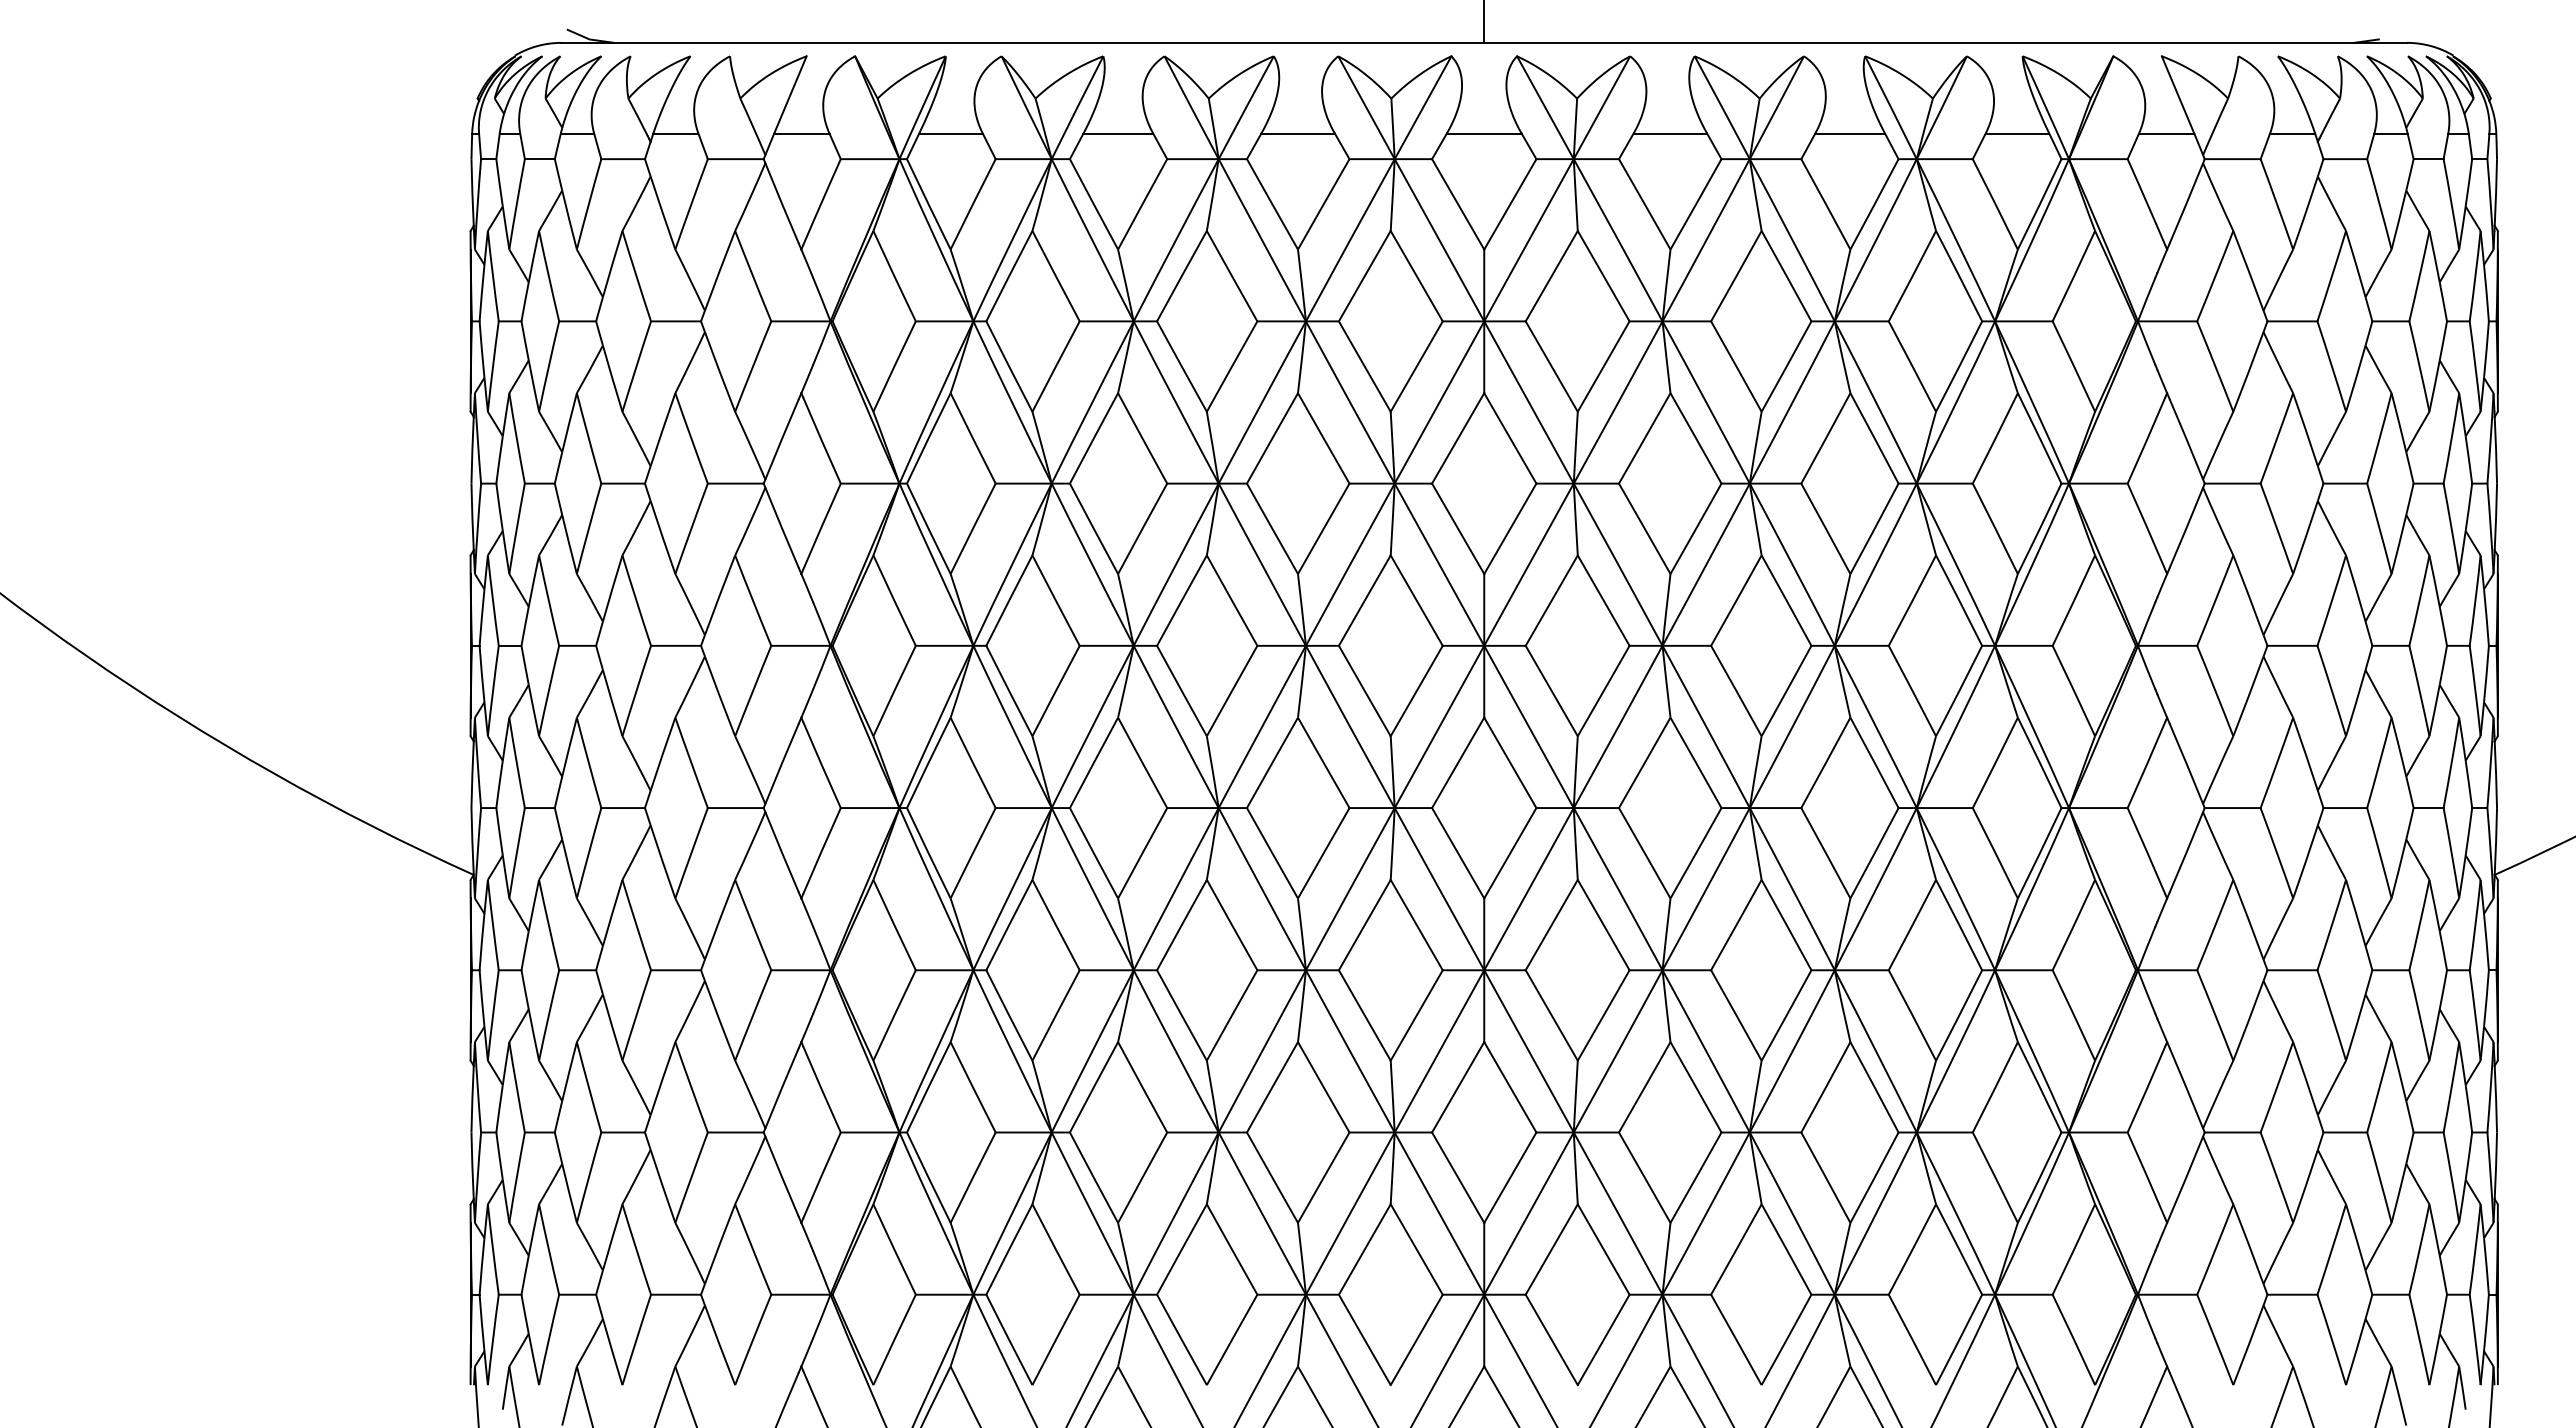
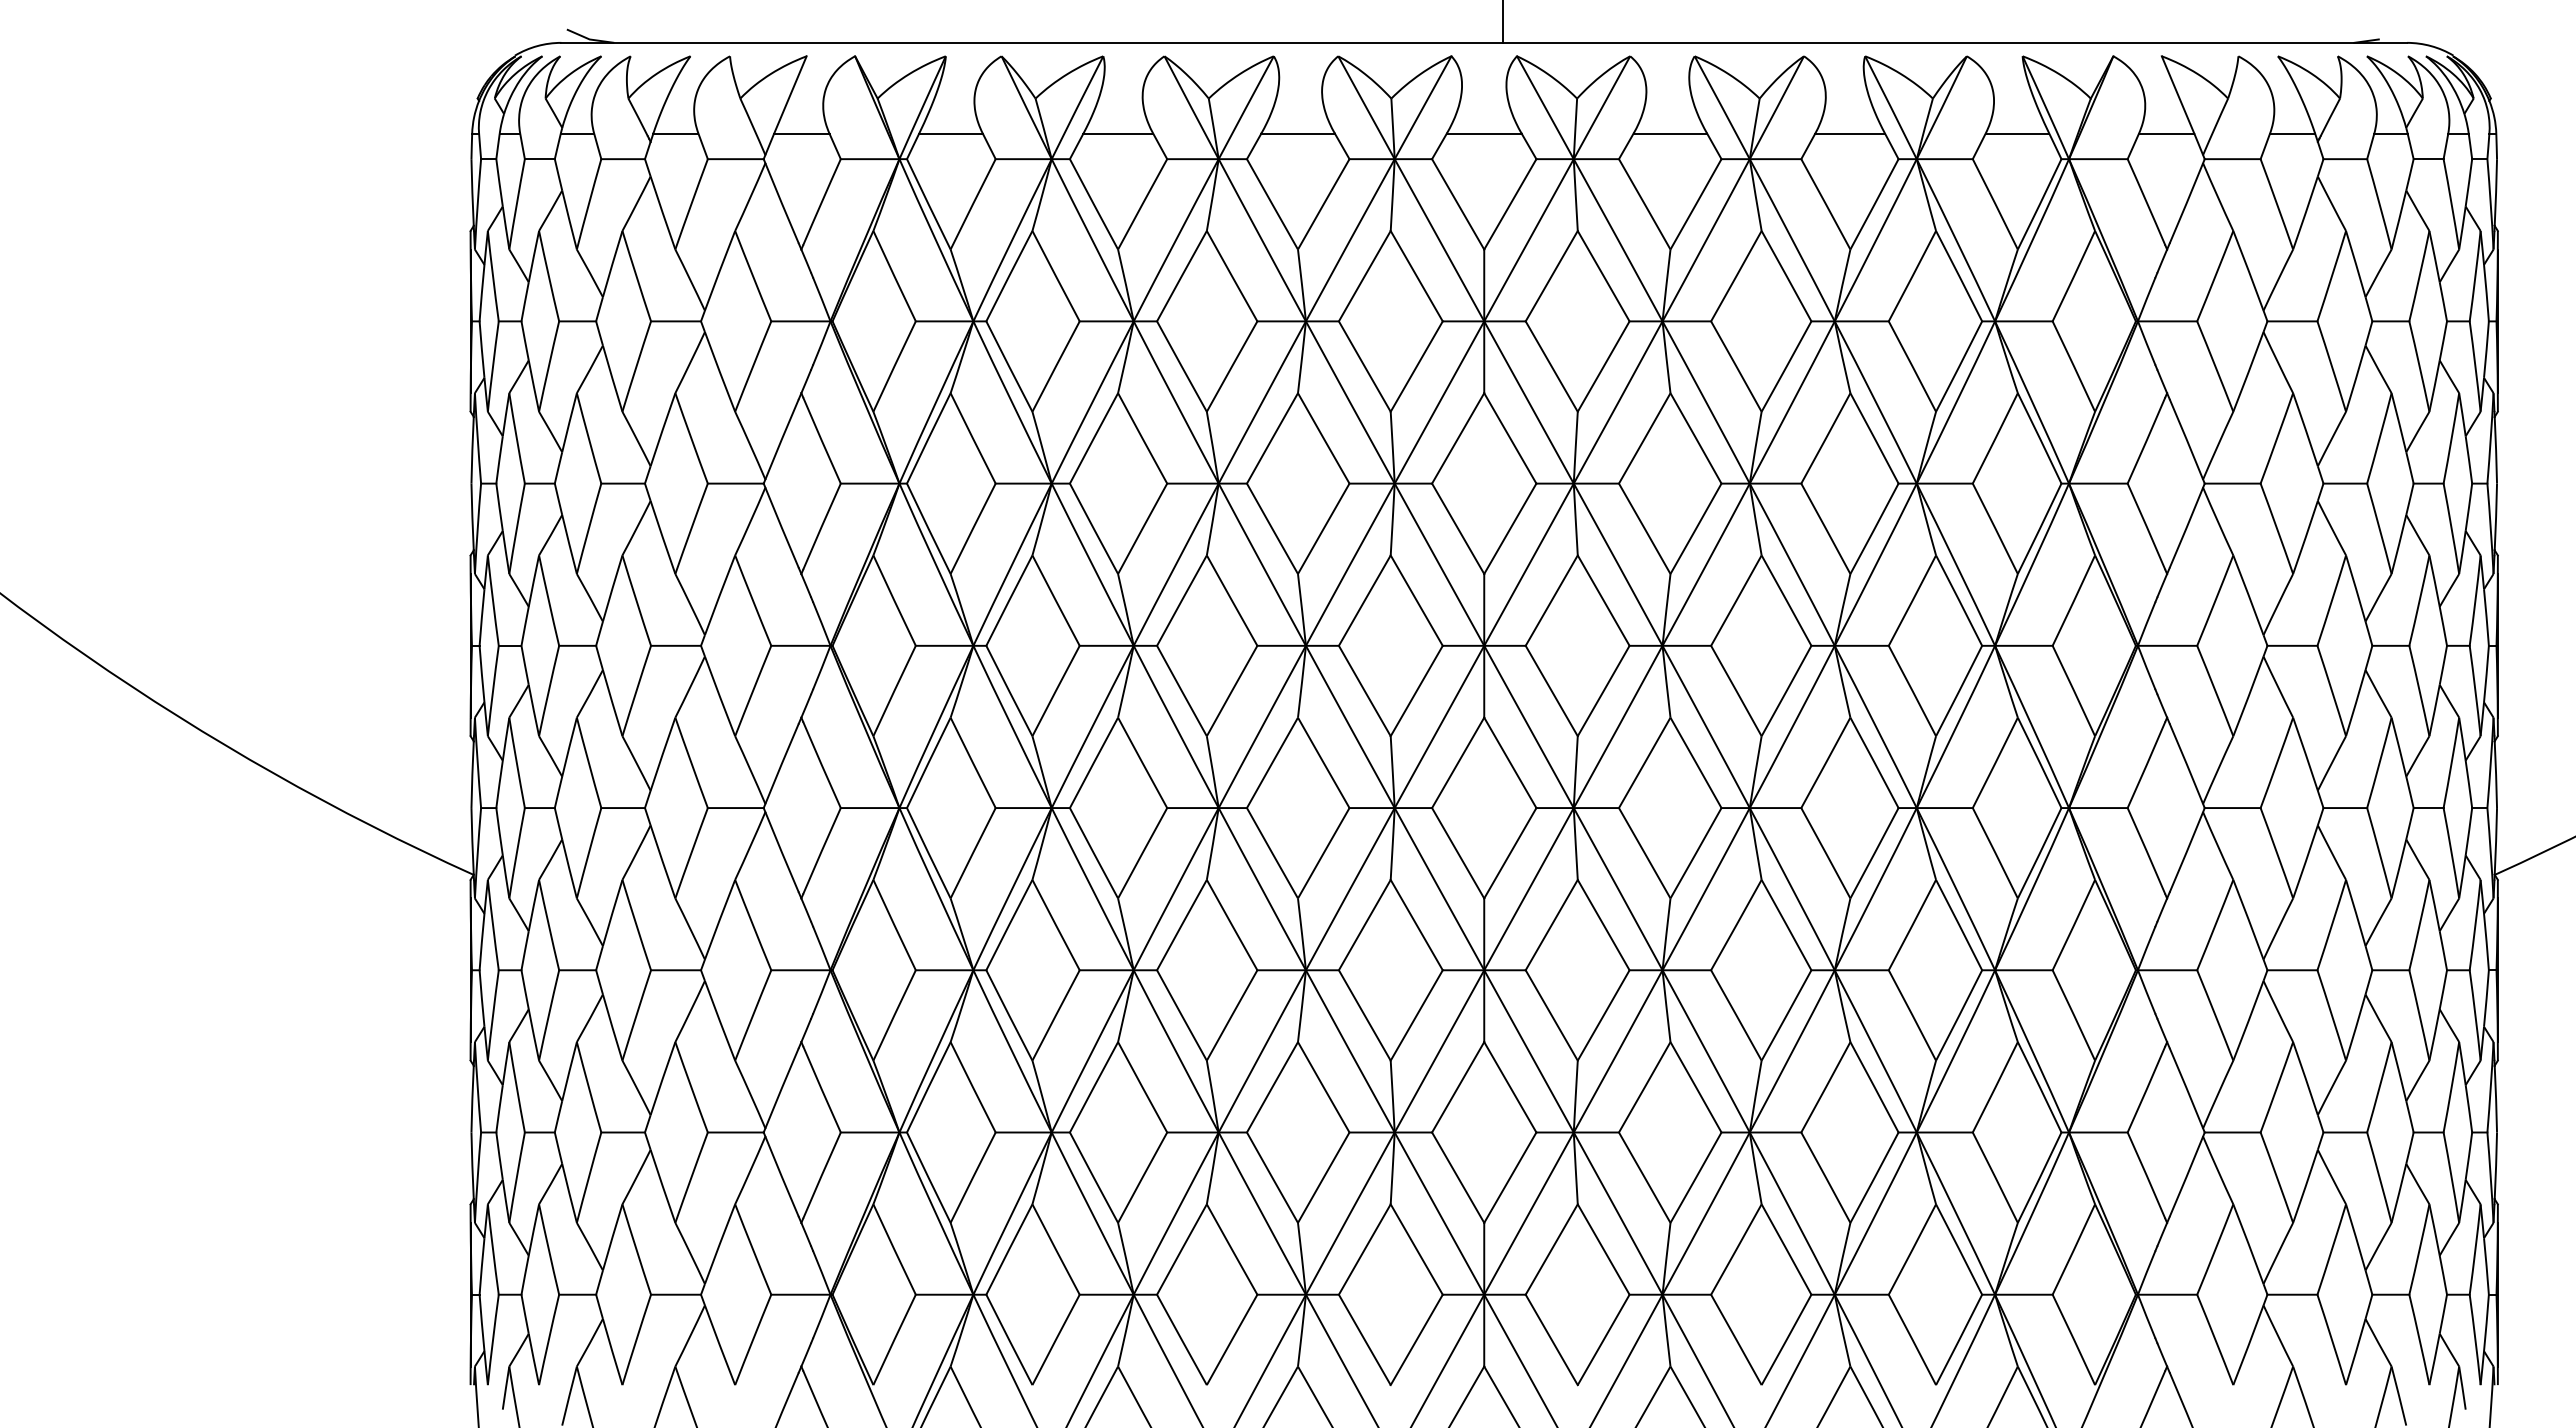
line position: (1484, 22) -> (1503, 22) (1503, 22)
